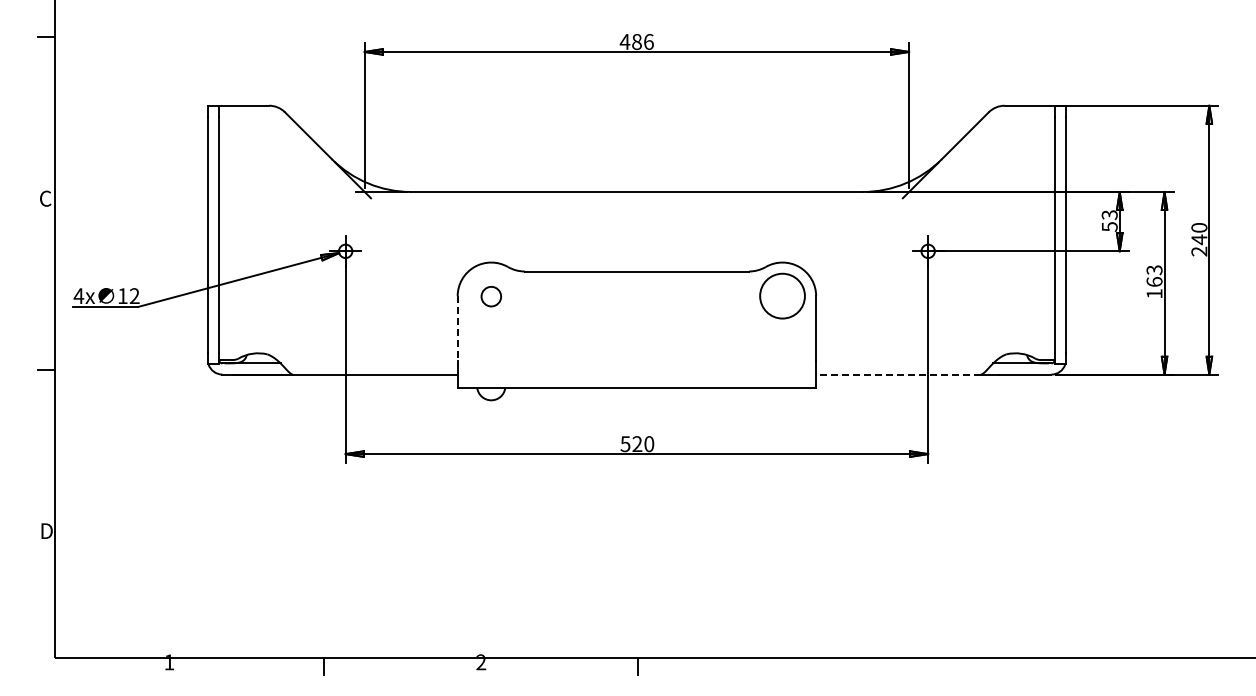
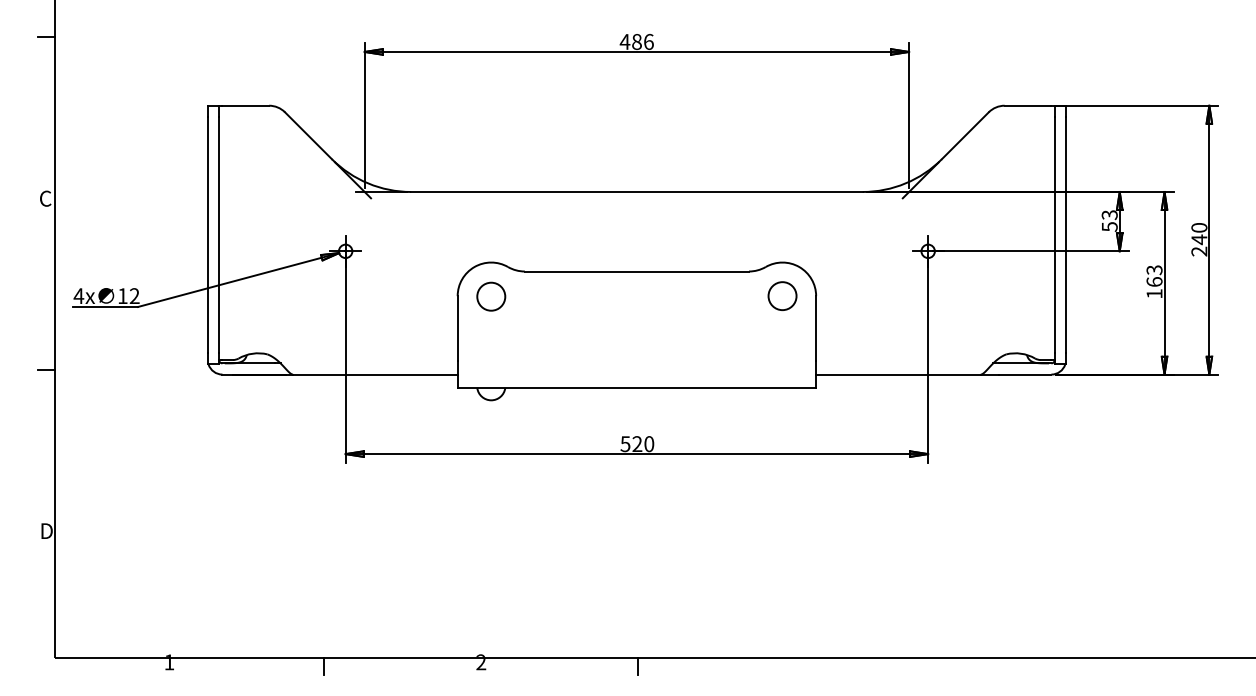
circle diameter: 45 px -> 28 px (782, 296)
circle size: 22x22 px -> 31x31 px (491, 296)
line: dashed -> solid (457, 329)
line: dashed -> solid (897, 374)
